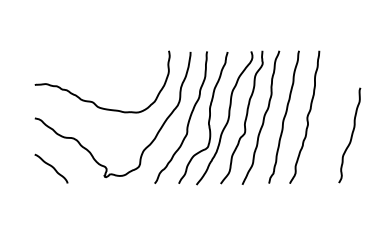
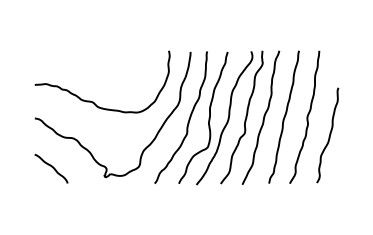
curve position: (350, 136) -> (328, 136) (328, 136)
